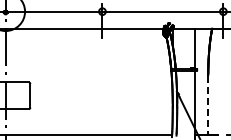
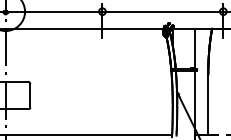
line: dashed -> solid (208, 105)
